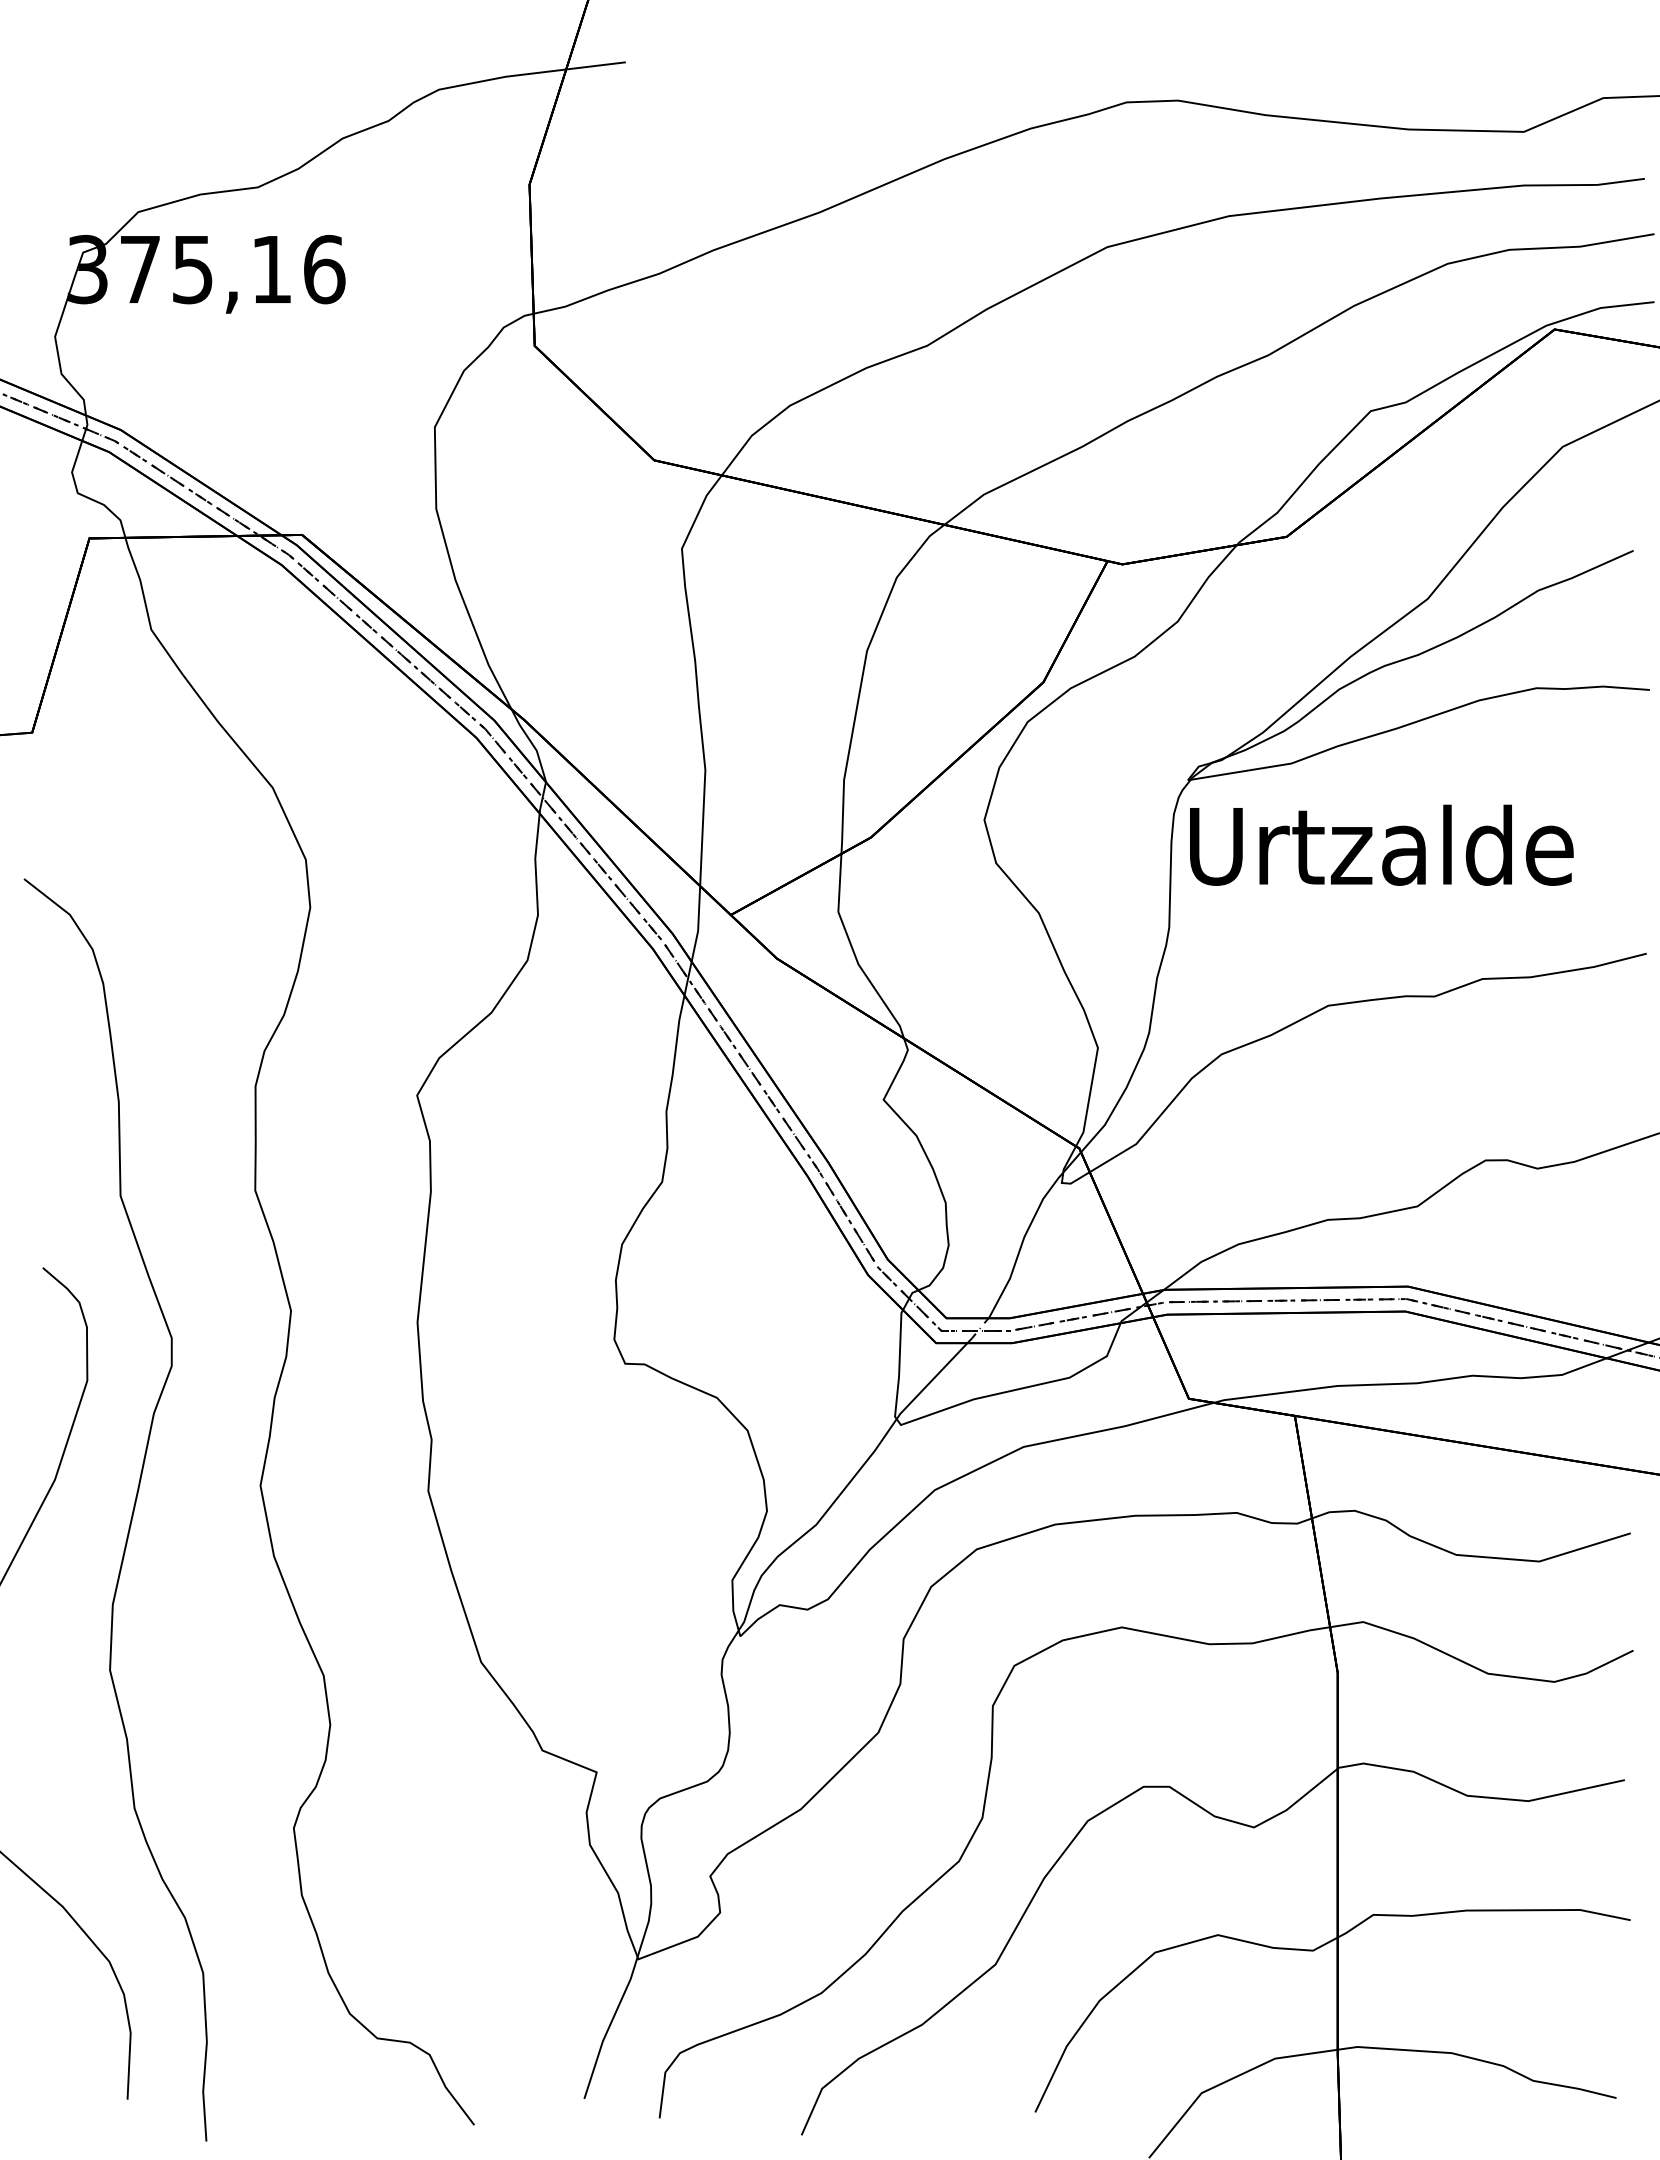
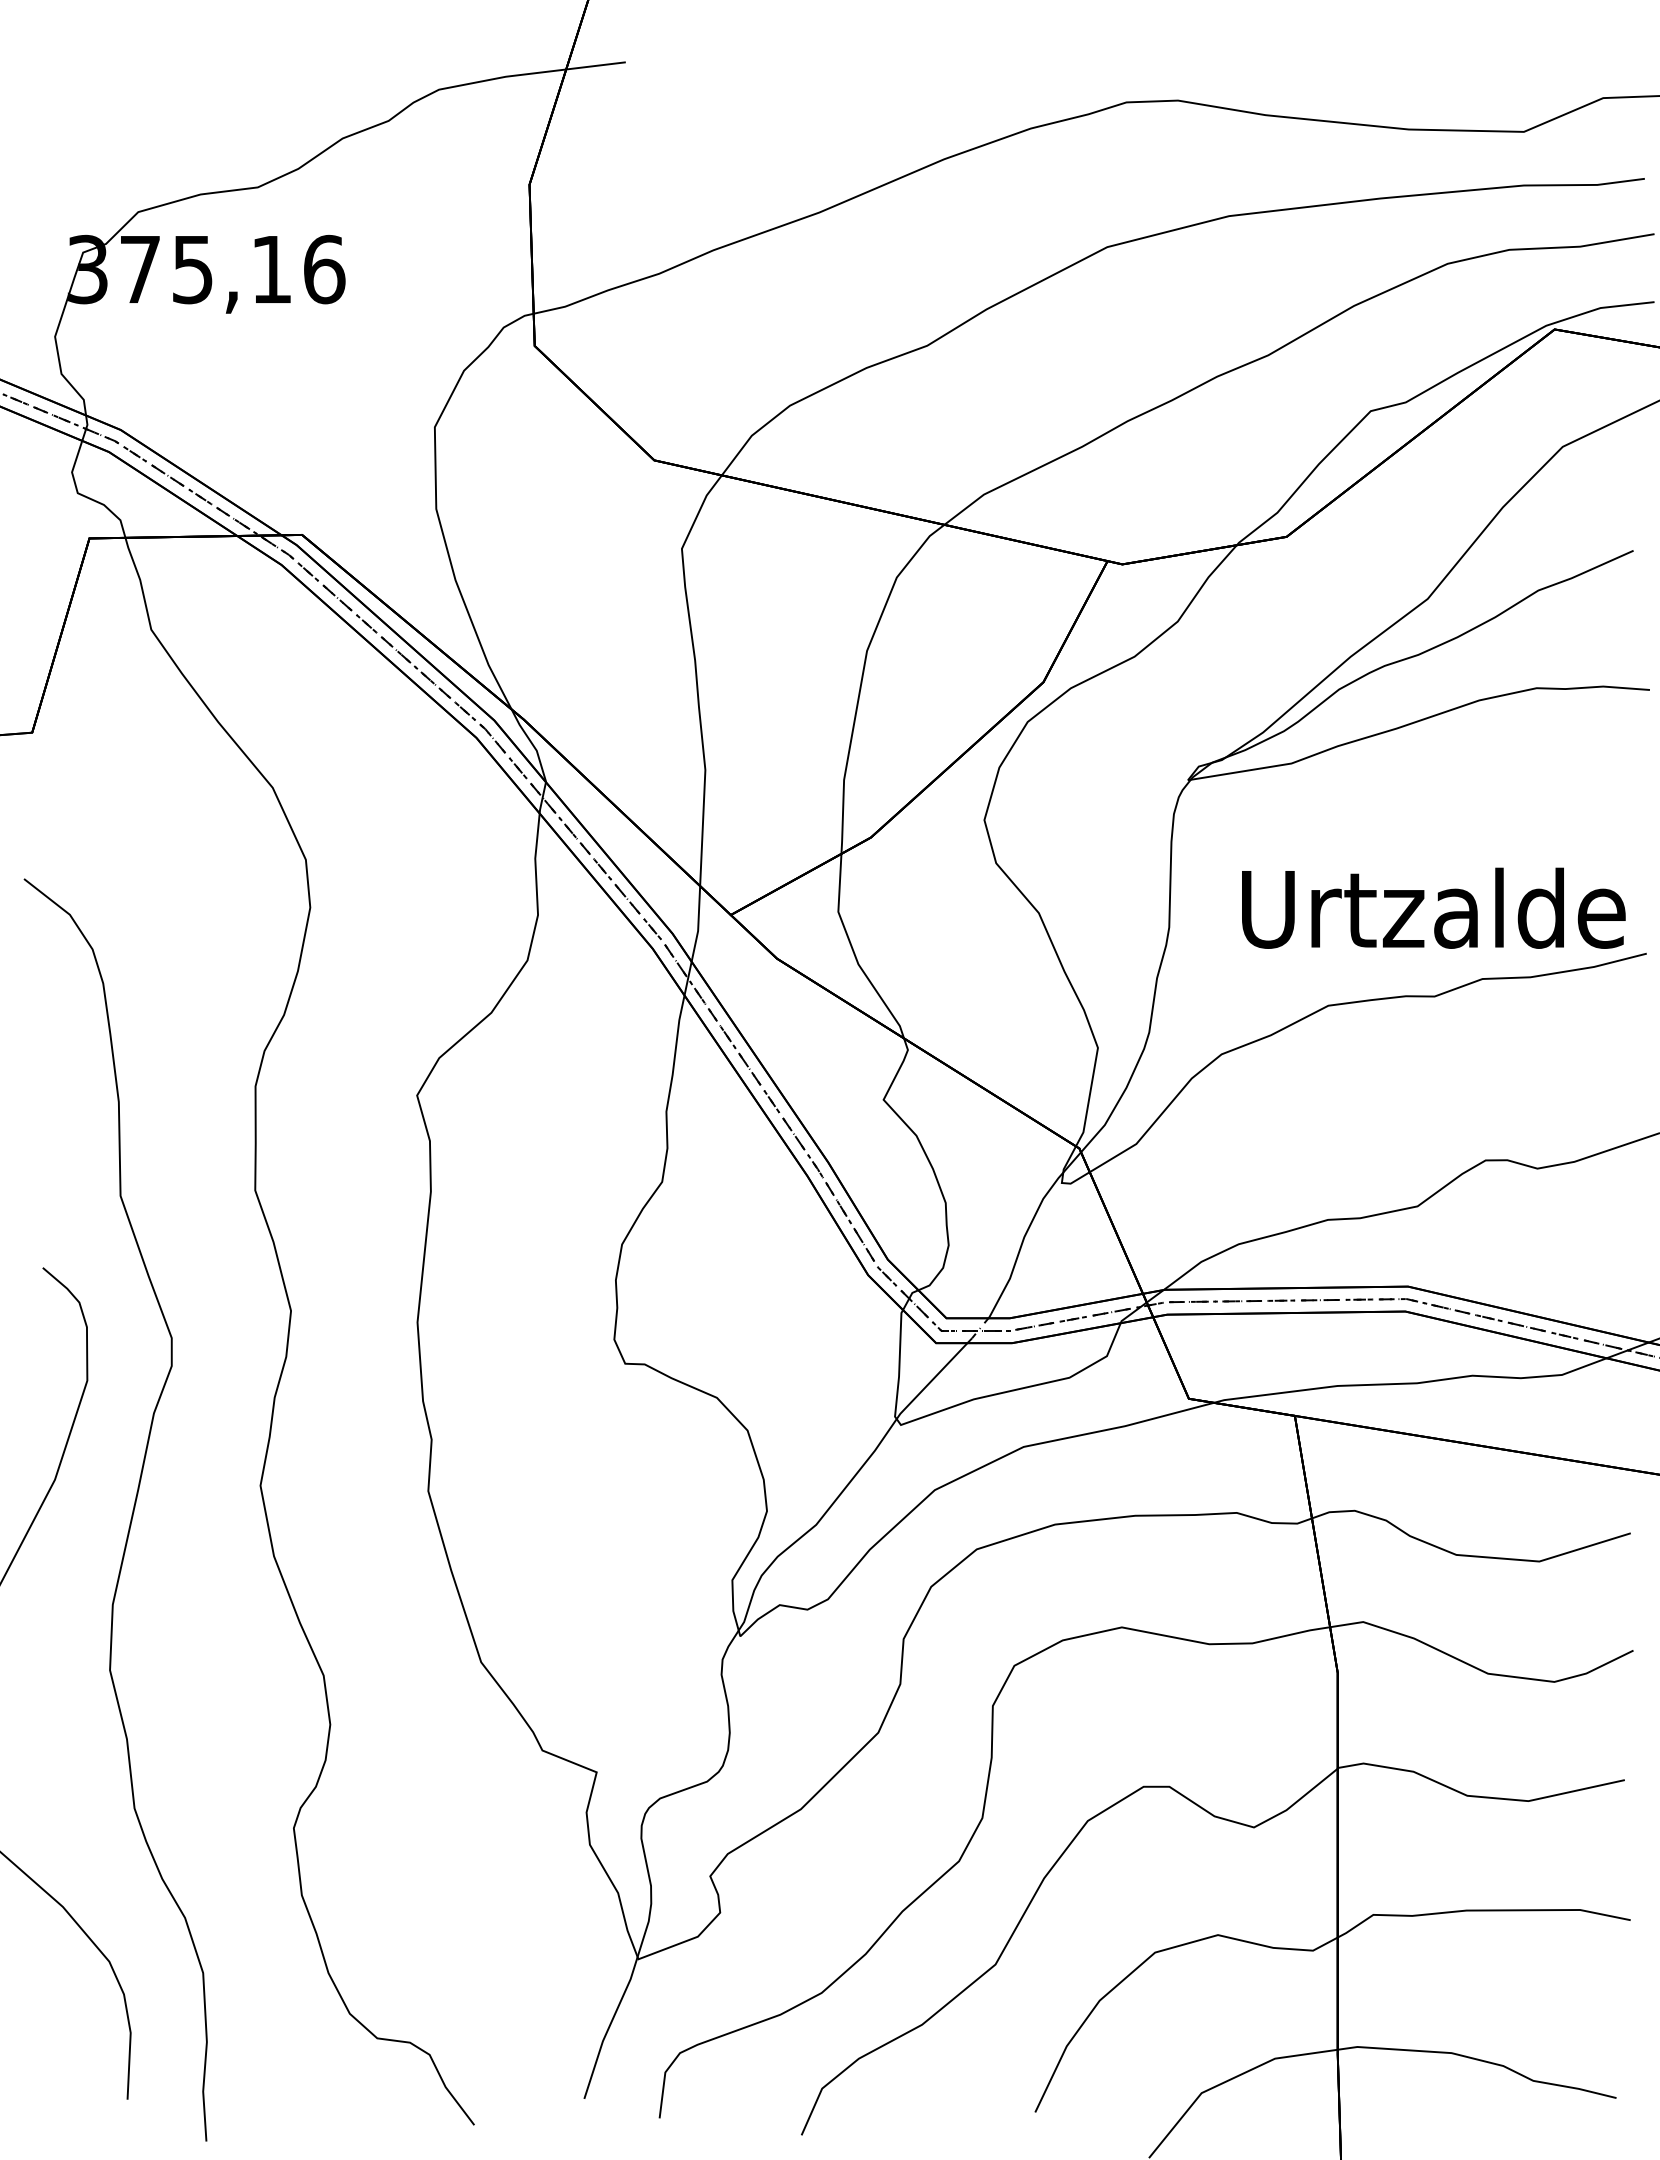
text position: (1381, 844) -> (1433, 907) (1433, 907)
